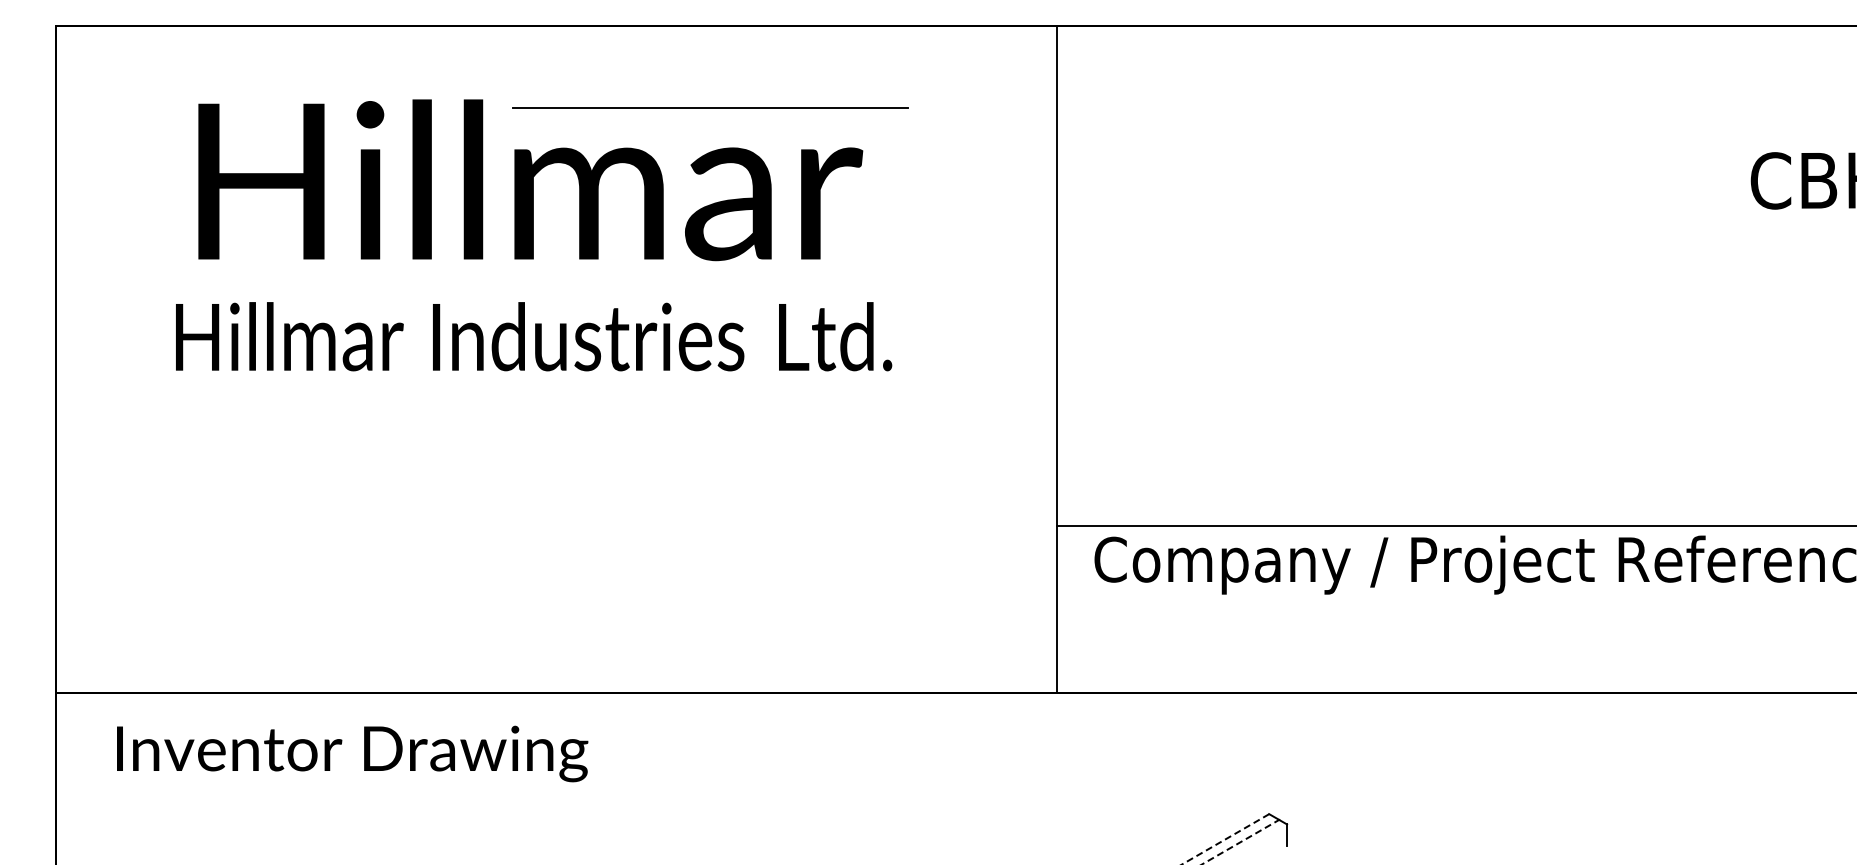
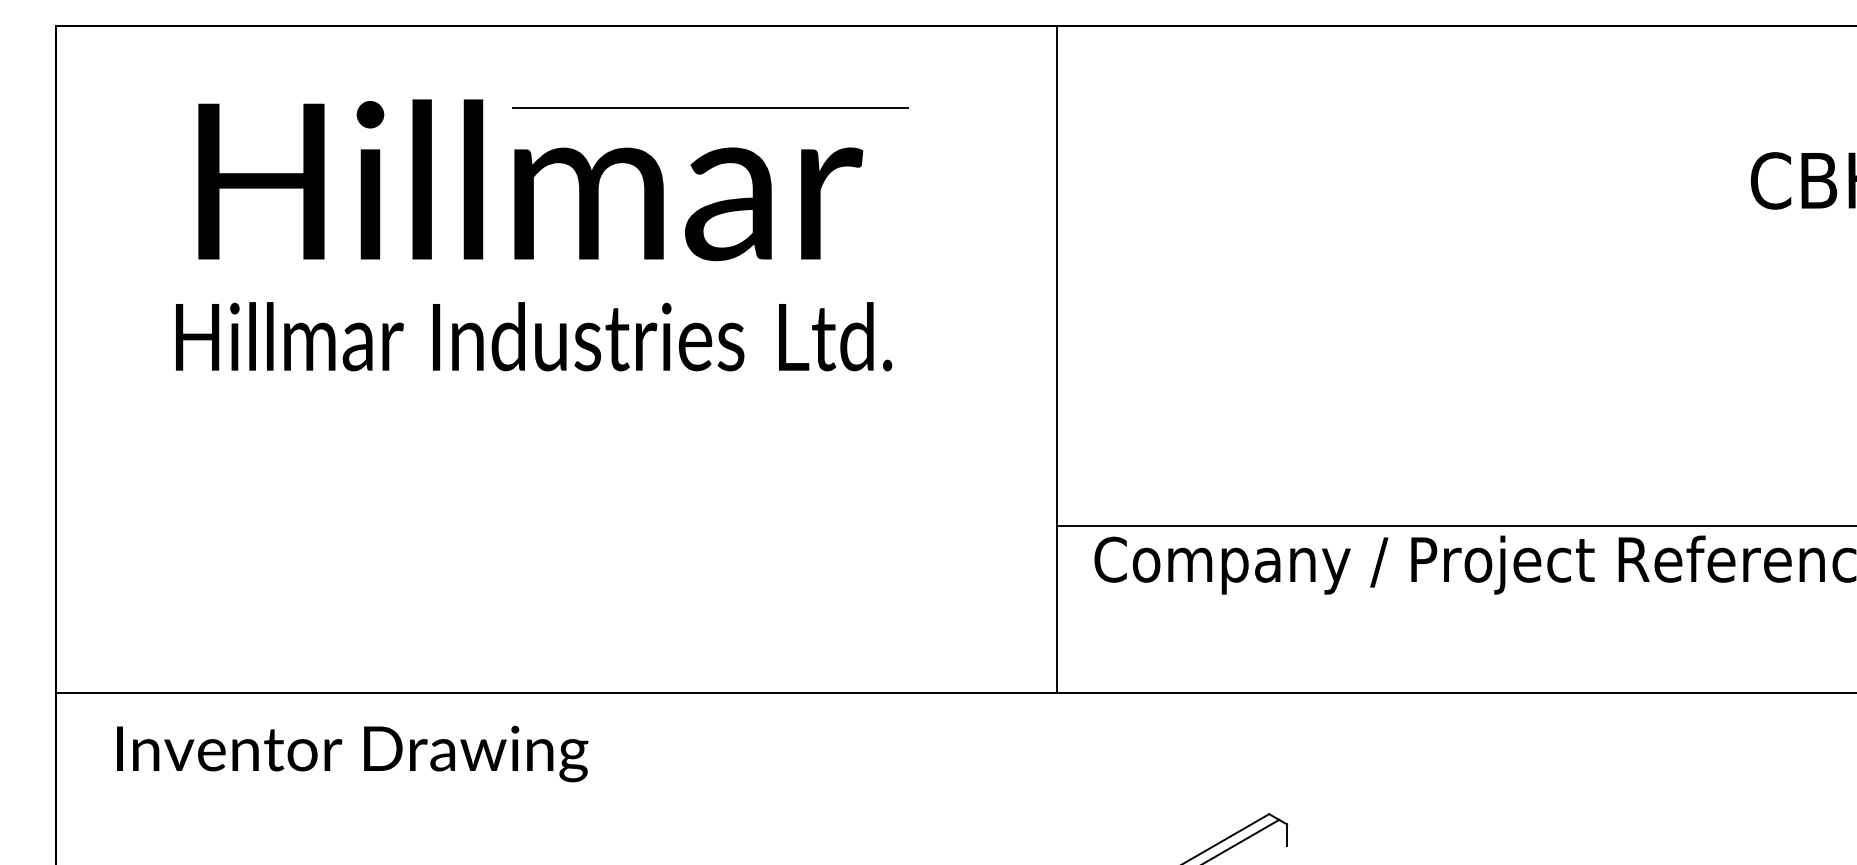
line: dashed -> solid (1225, 839)
line: dashed -> solid (1240, 842)
